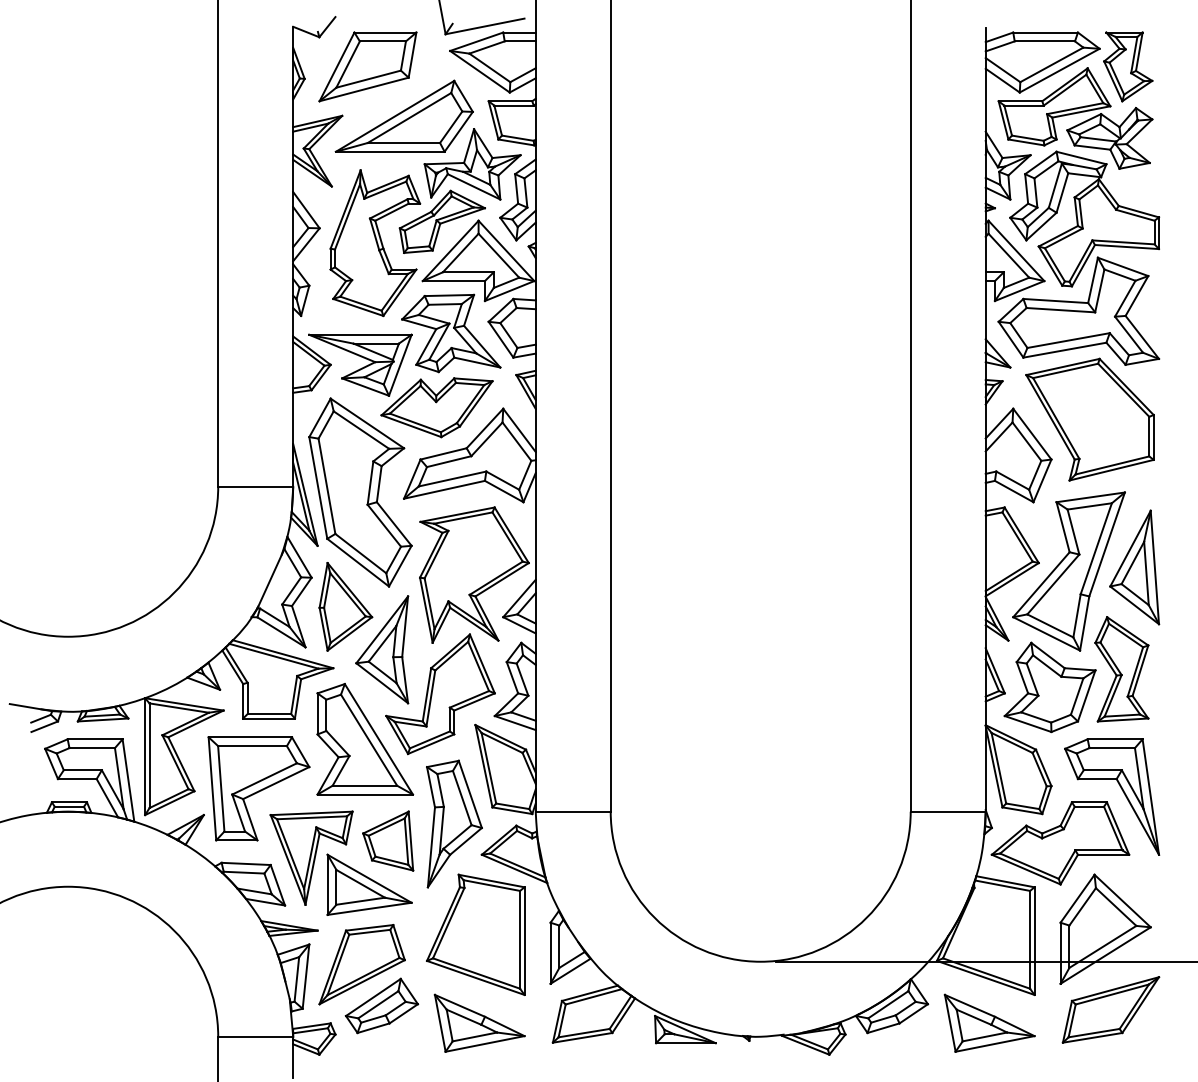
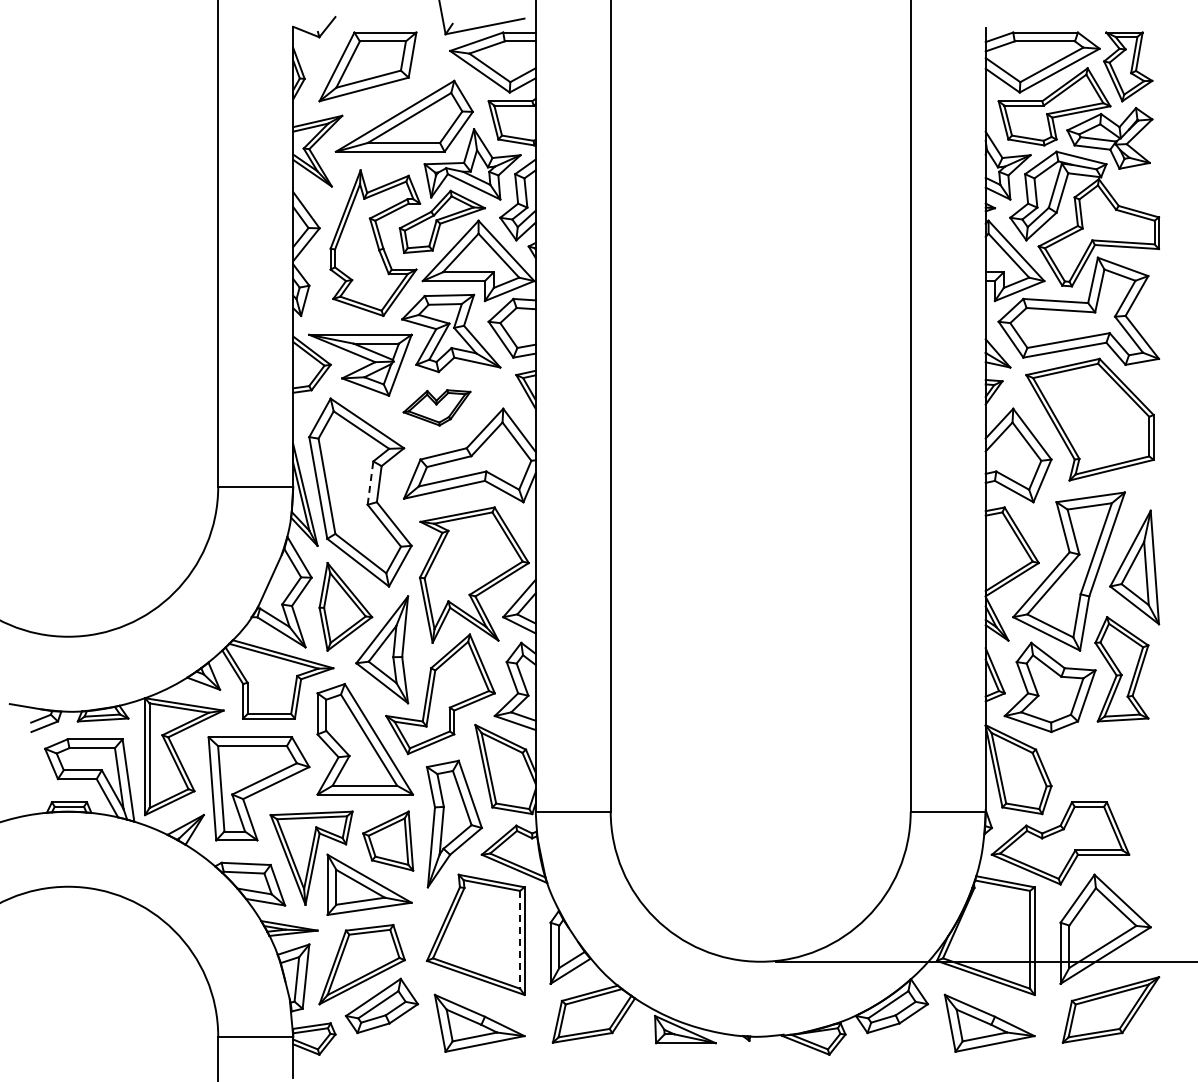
part size: 114x62 px -> 70x38 px (436, 407)
line: solid -> dashed (370, 483)
part: present -> none (1122, 791)
line: solid -> dashed (520, 939)
